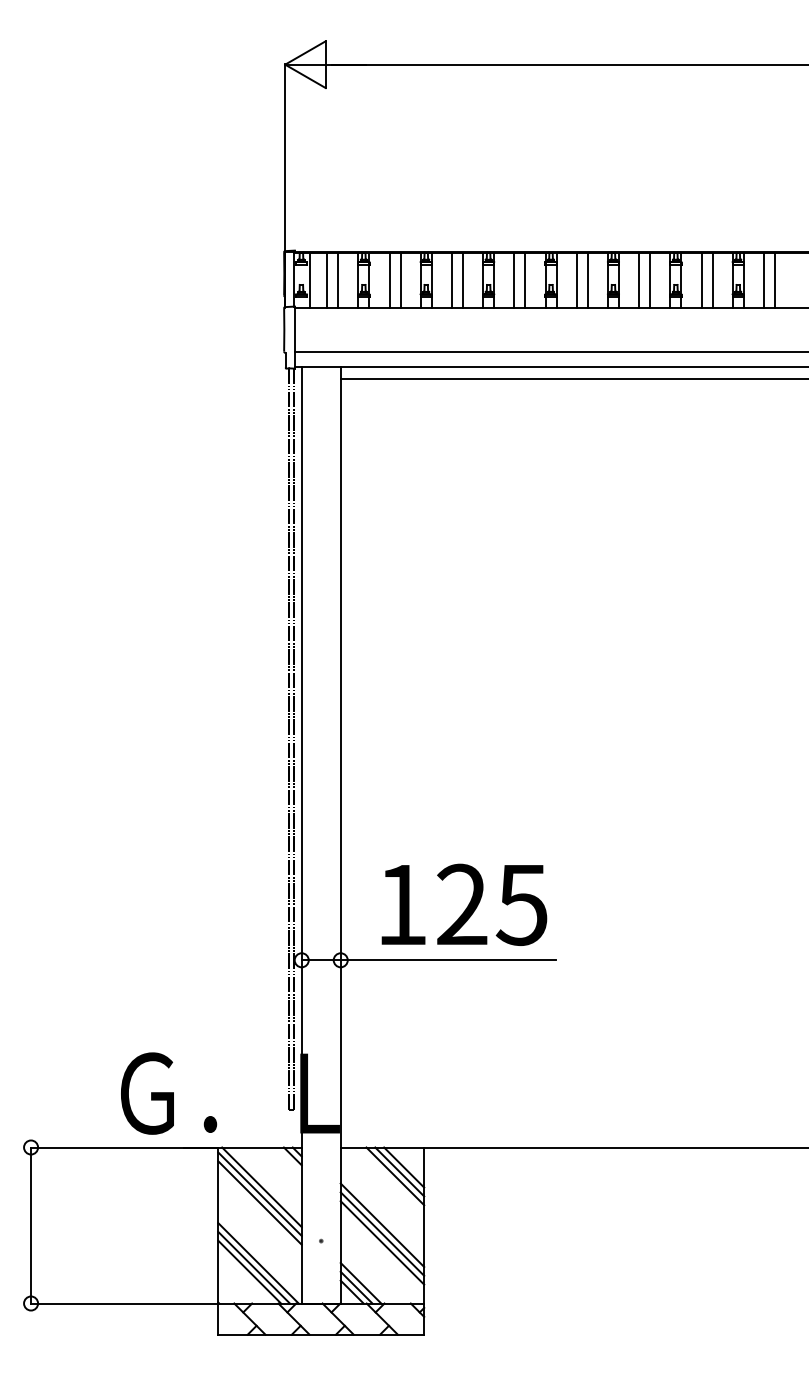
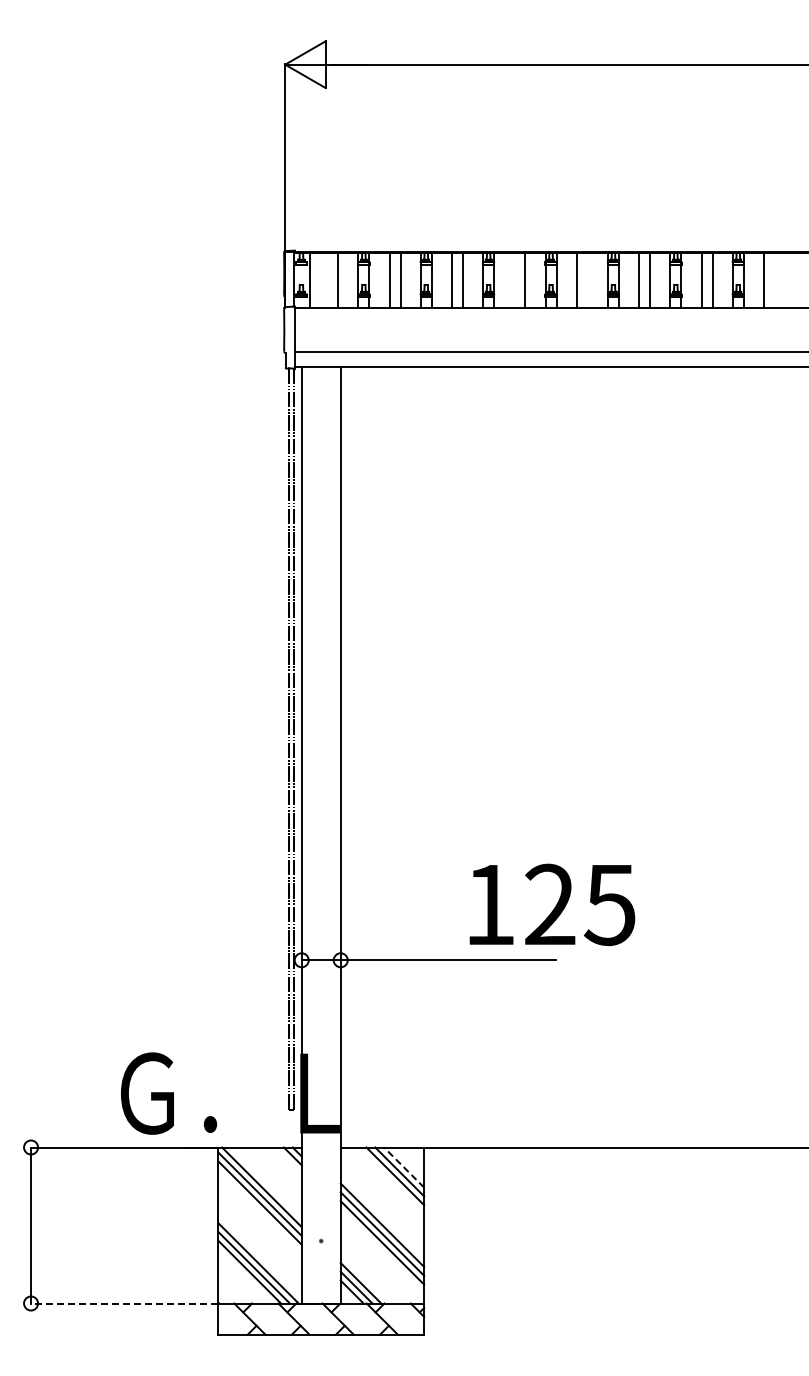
line: present -> none (327, 280)
line: present -> none (514, 280)
line: present -> none (587, 280)
line: present -> none (774, 280)
line: present -> none (572, 378)
text position: (464, 904) -> (552, 904) (552, 904)
line: solid -> dashed (403, 1167)
line: solid -> dashed (124, 1303)
